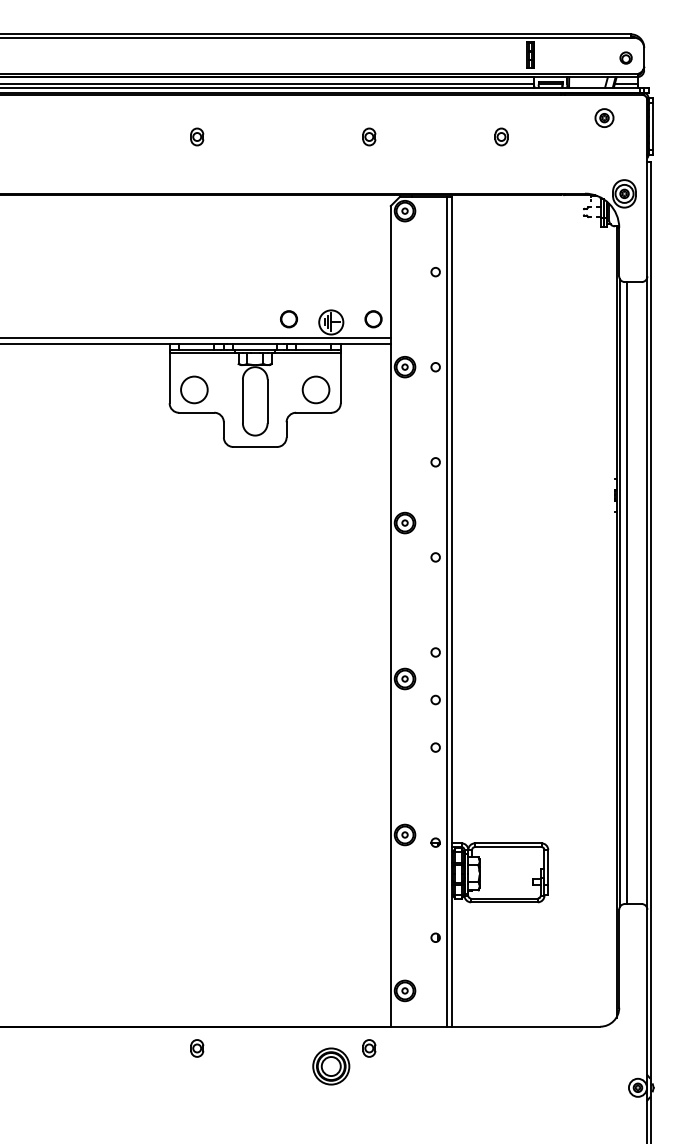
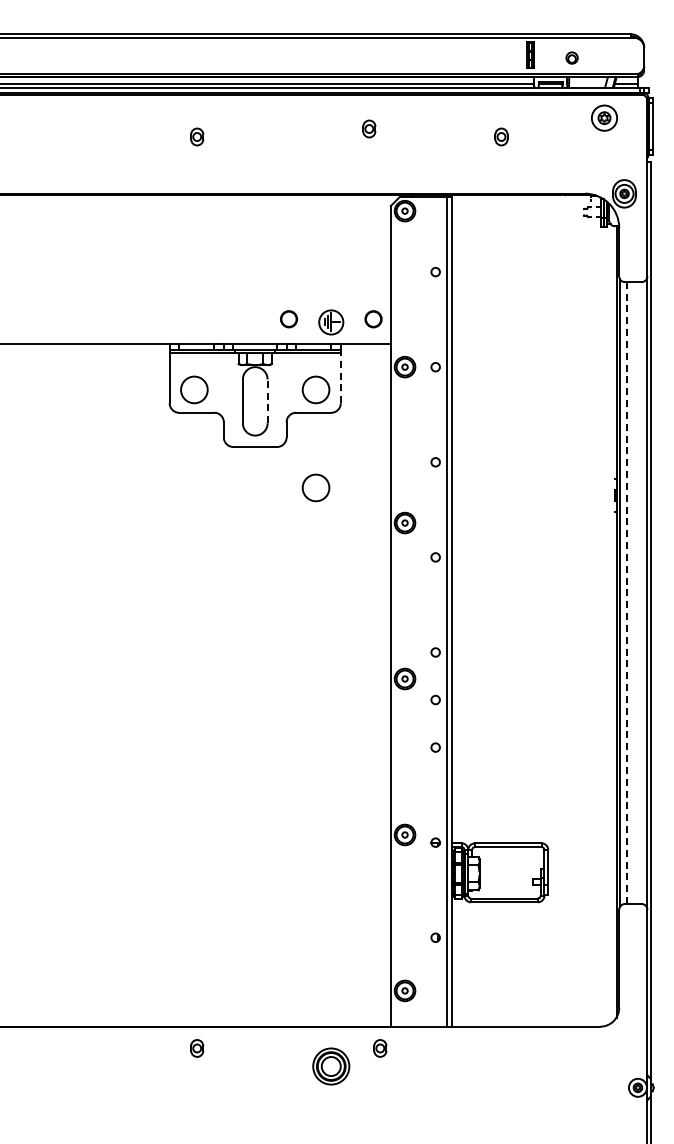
part position: (625, 57) -> (571, 57) (571, 57)
part size: 21x20 px -> 27x28 px (604, 117)
part position: (369, 136) -> (369, 128) (369, 128)
line: present -> none (196, 337)
line: solid -> dashed (340, 377)
line: solid -> dashed (267, 401)
circle: none -> present (315, 487)
line: solid -> dashed (626, 593)
part position: (369, 1048) -> (380, 1048) (380, 1048)
